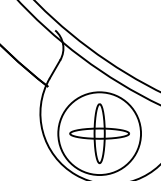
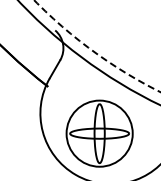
circle: solid -> dashed (97, 46)
circle diameter: 83 px -> 66 px (99, 133)
